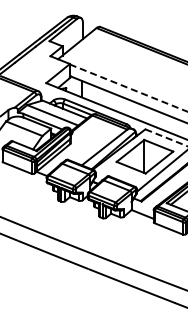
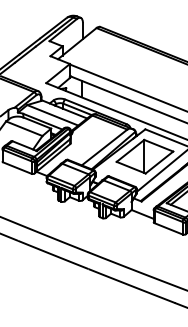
line: dashed -> solid (129, 88)
line: dashed -> solid (166, 137)
